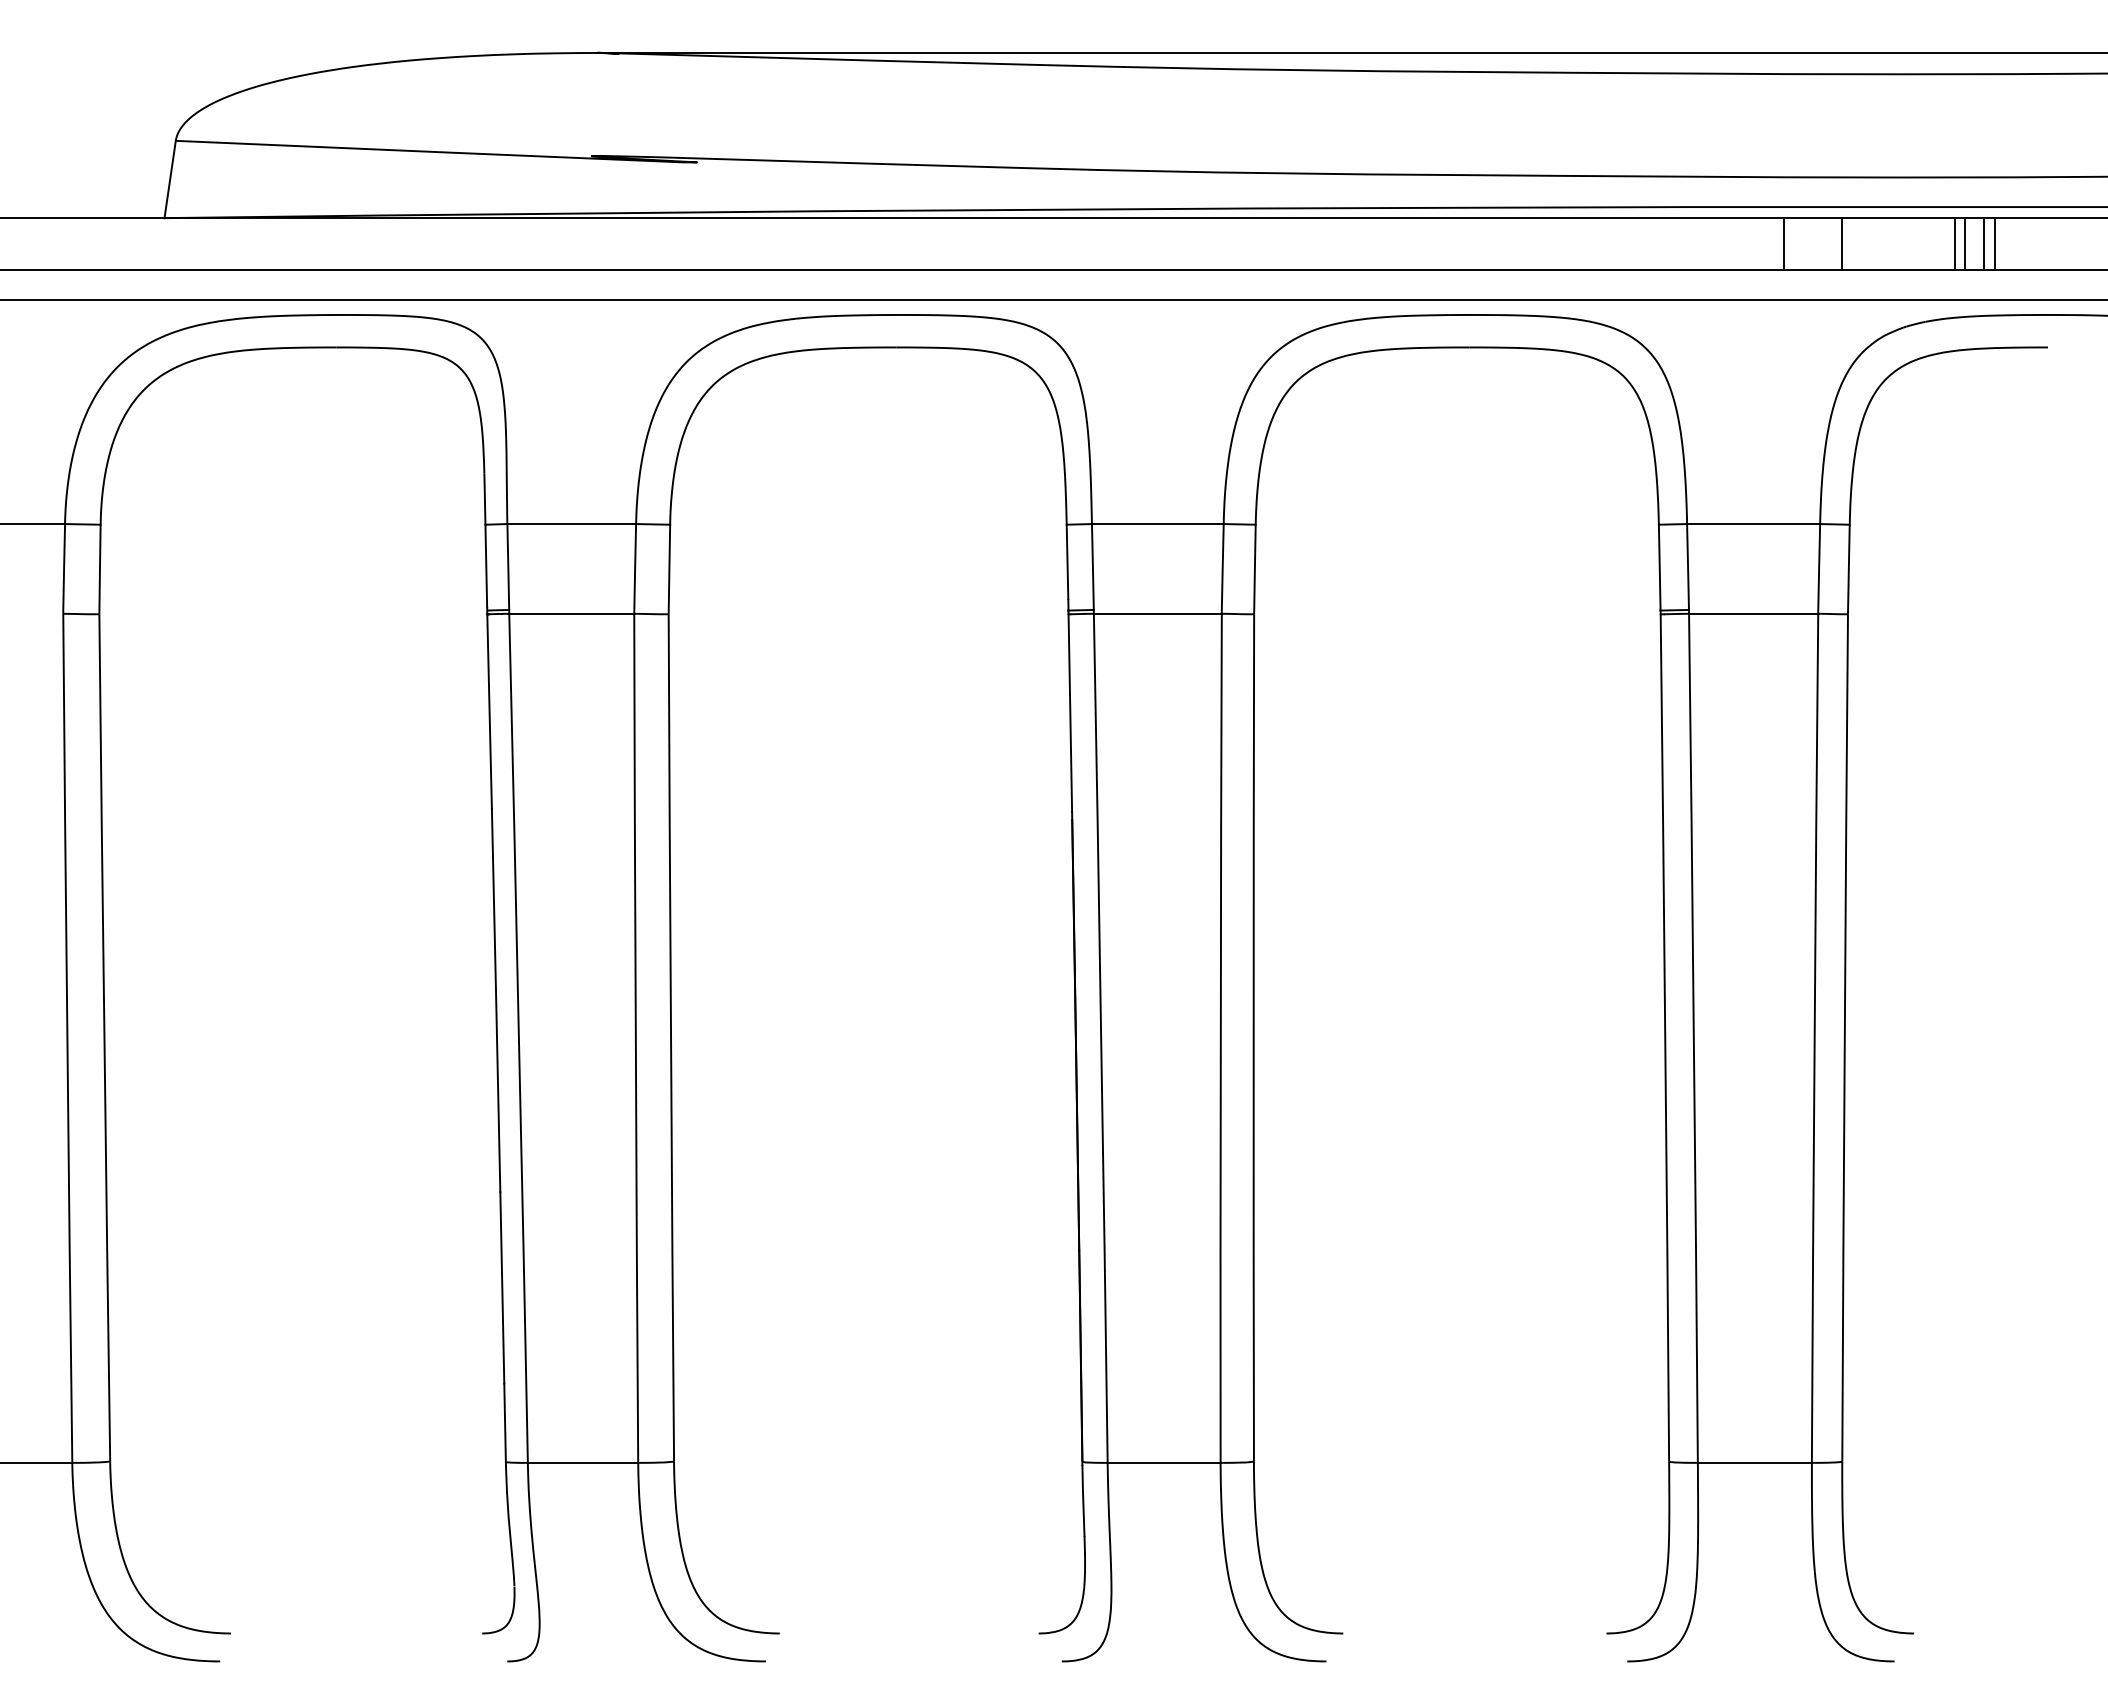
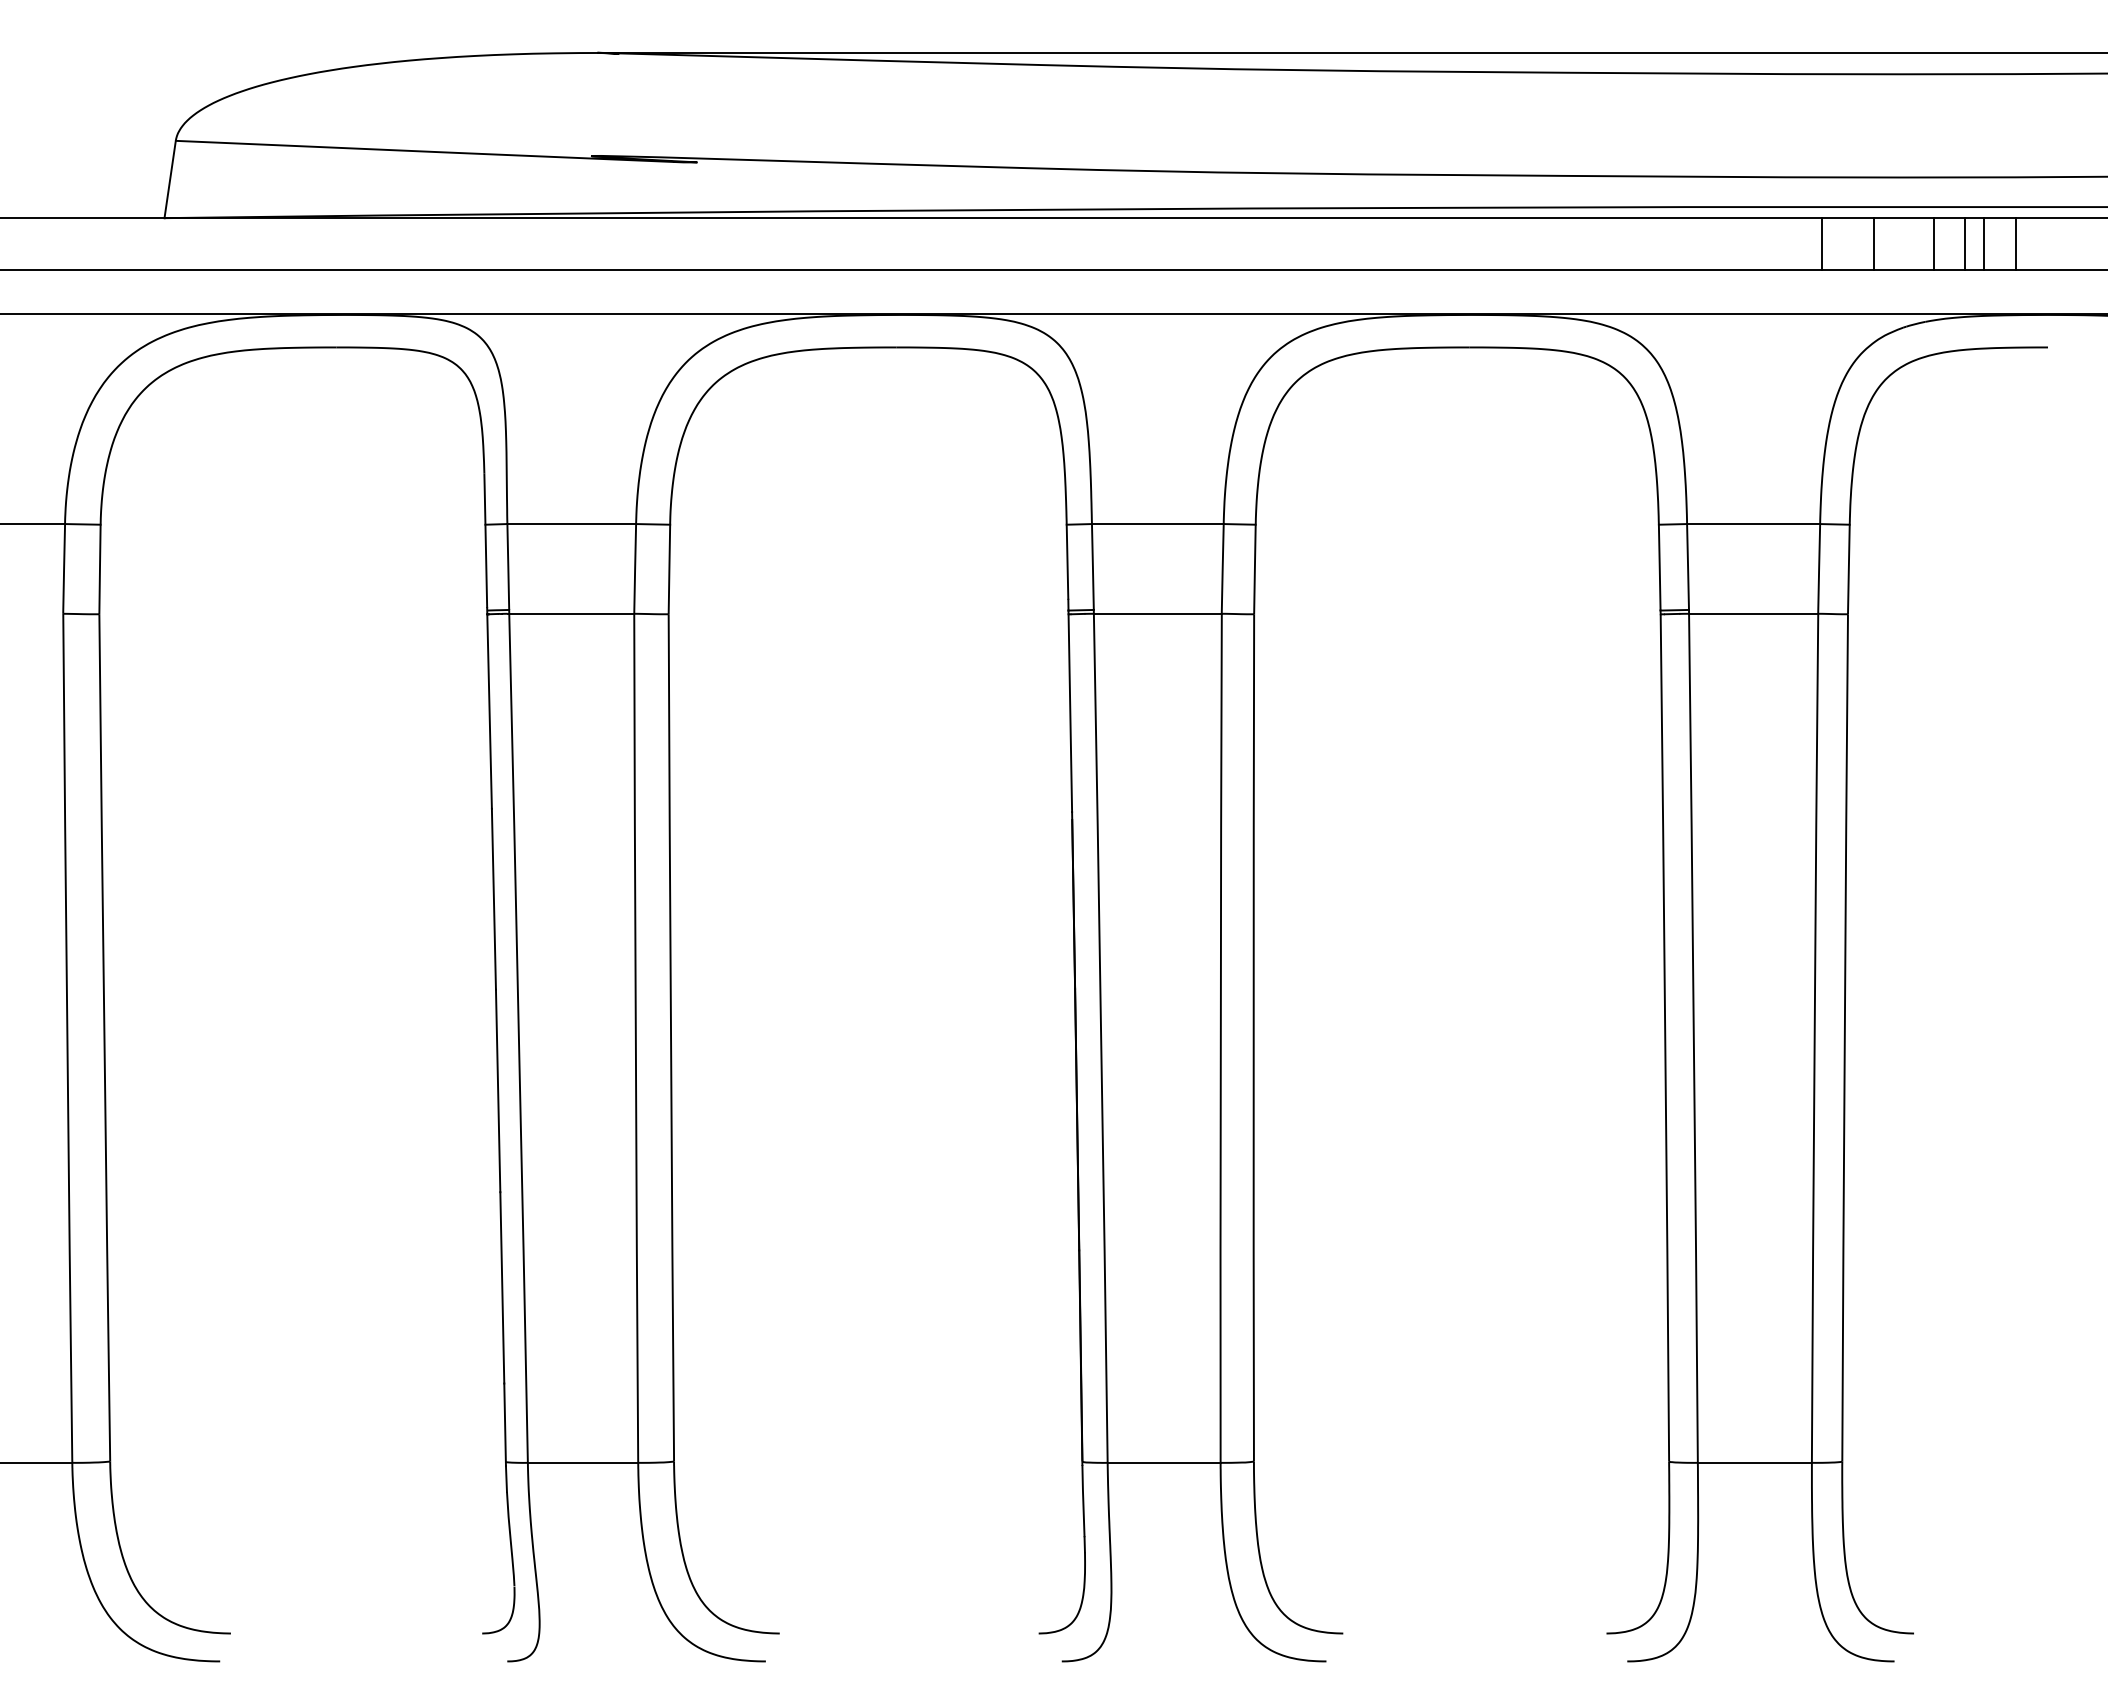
line position: (1784, 243) -> (1822, 243) (1822, 243)
line position: (1841, 243) -> (1873, 243) (1873, 243)
line position: (1954, 243) -> (1933, 243) (1933, 243)
line position: (1994, 243) -> (2015, 243) (2015, 243)
line position: (1053, 300) -> (1053, 314) (1053, 314)
